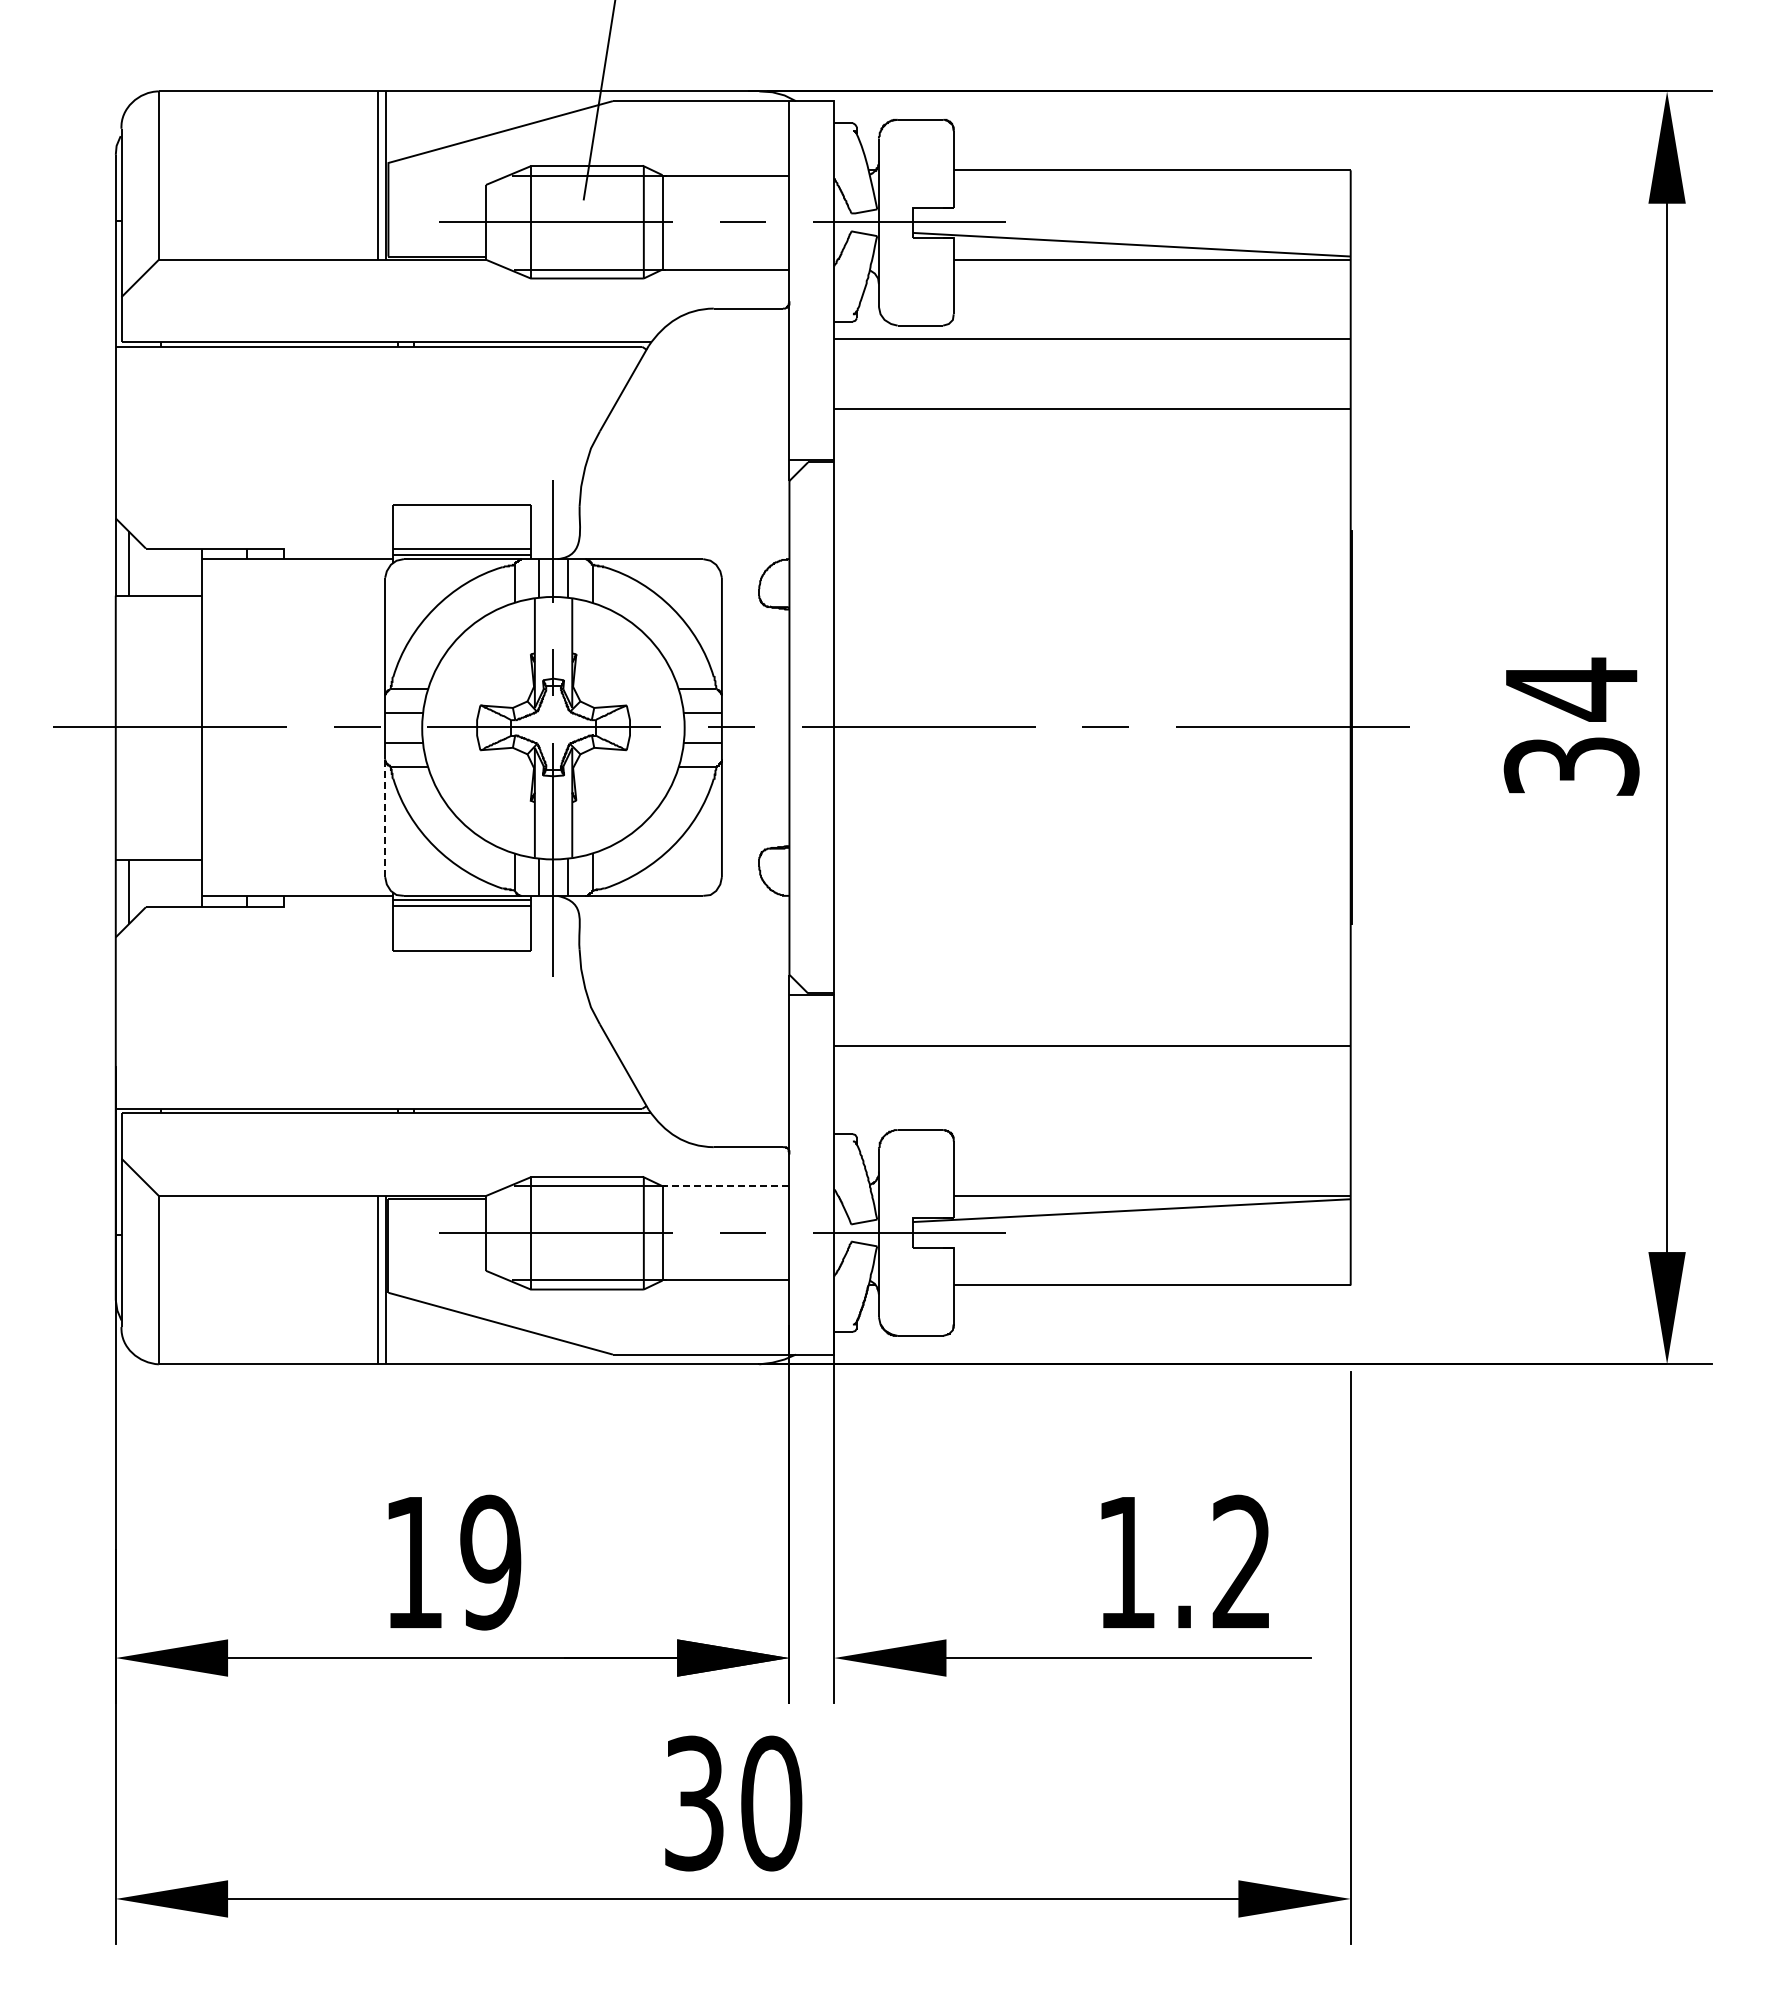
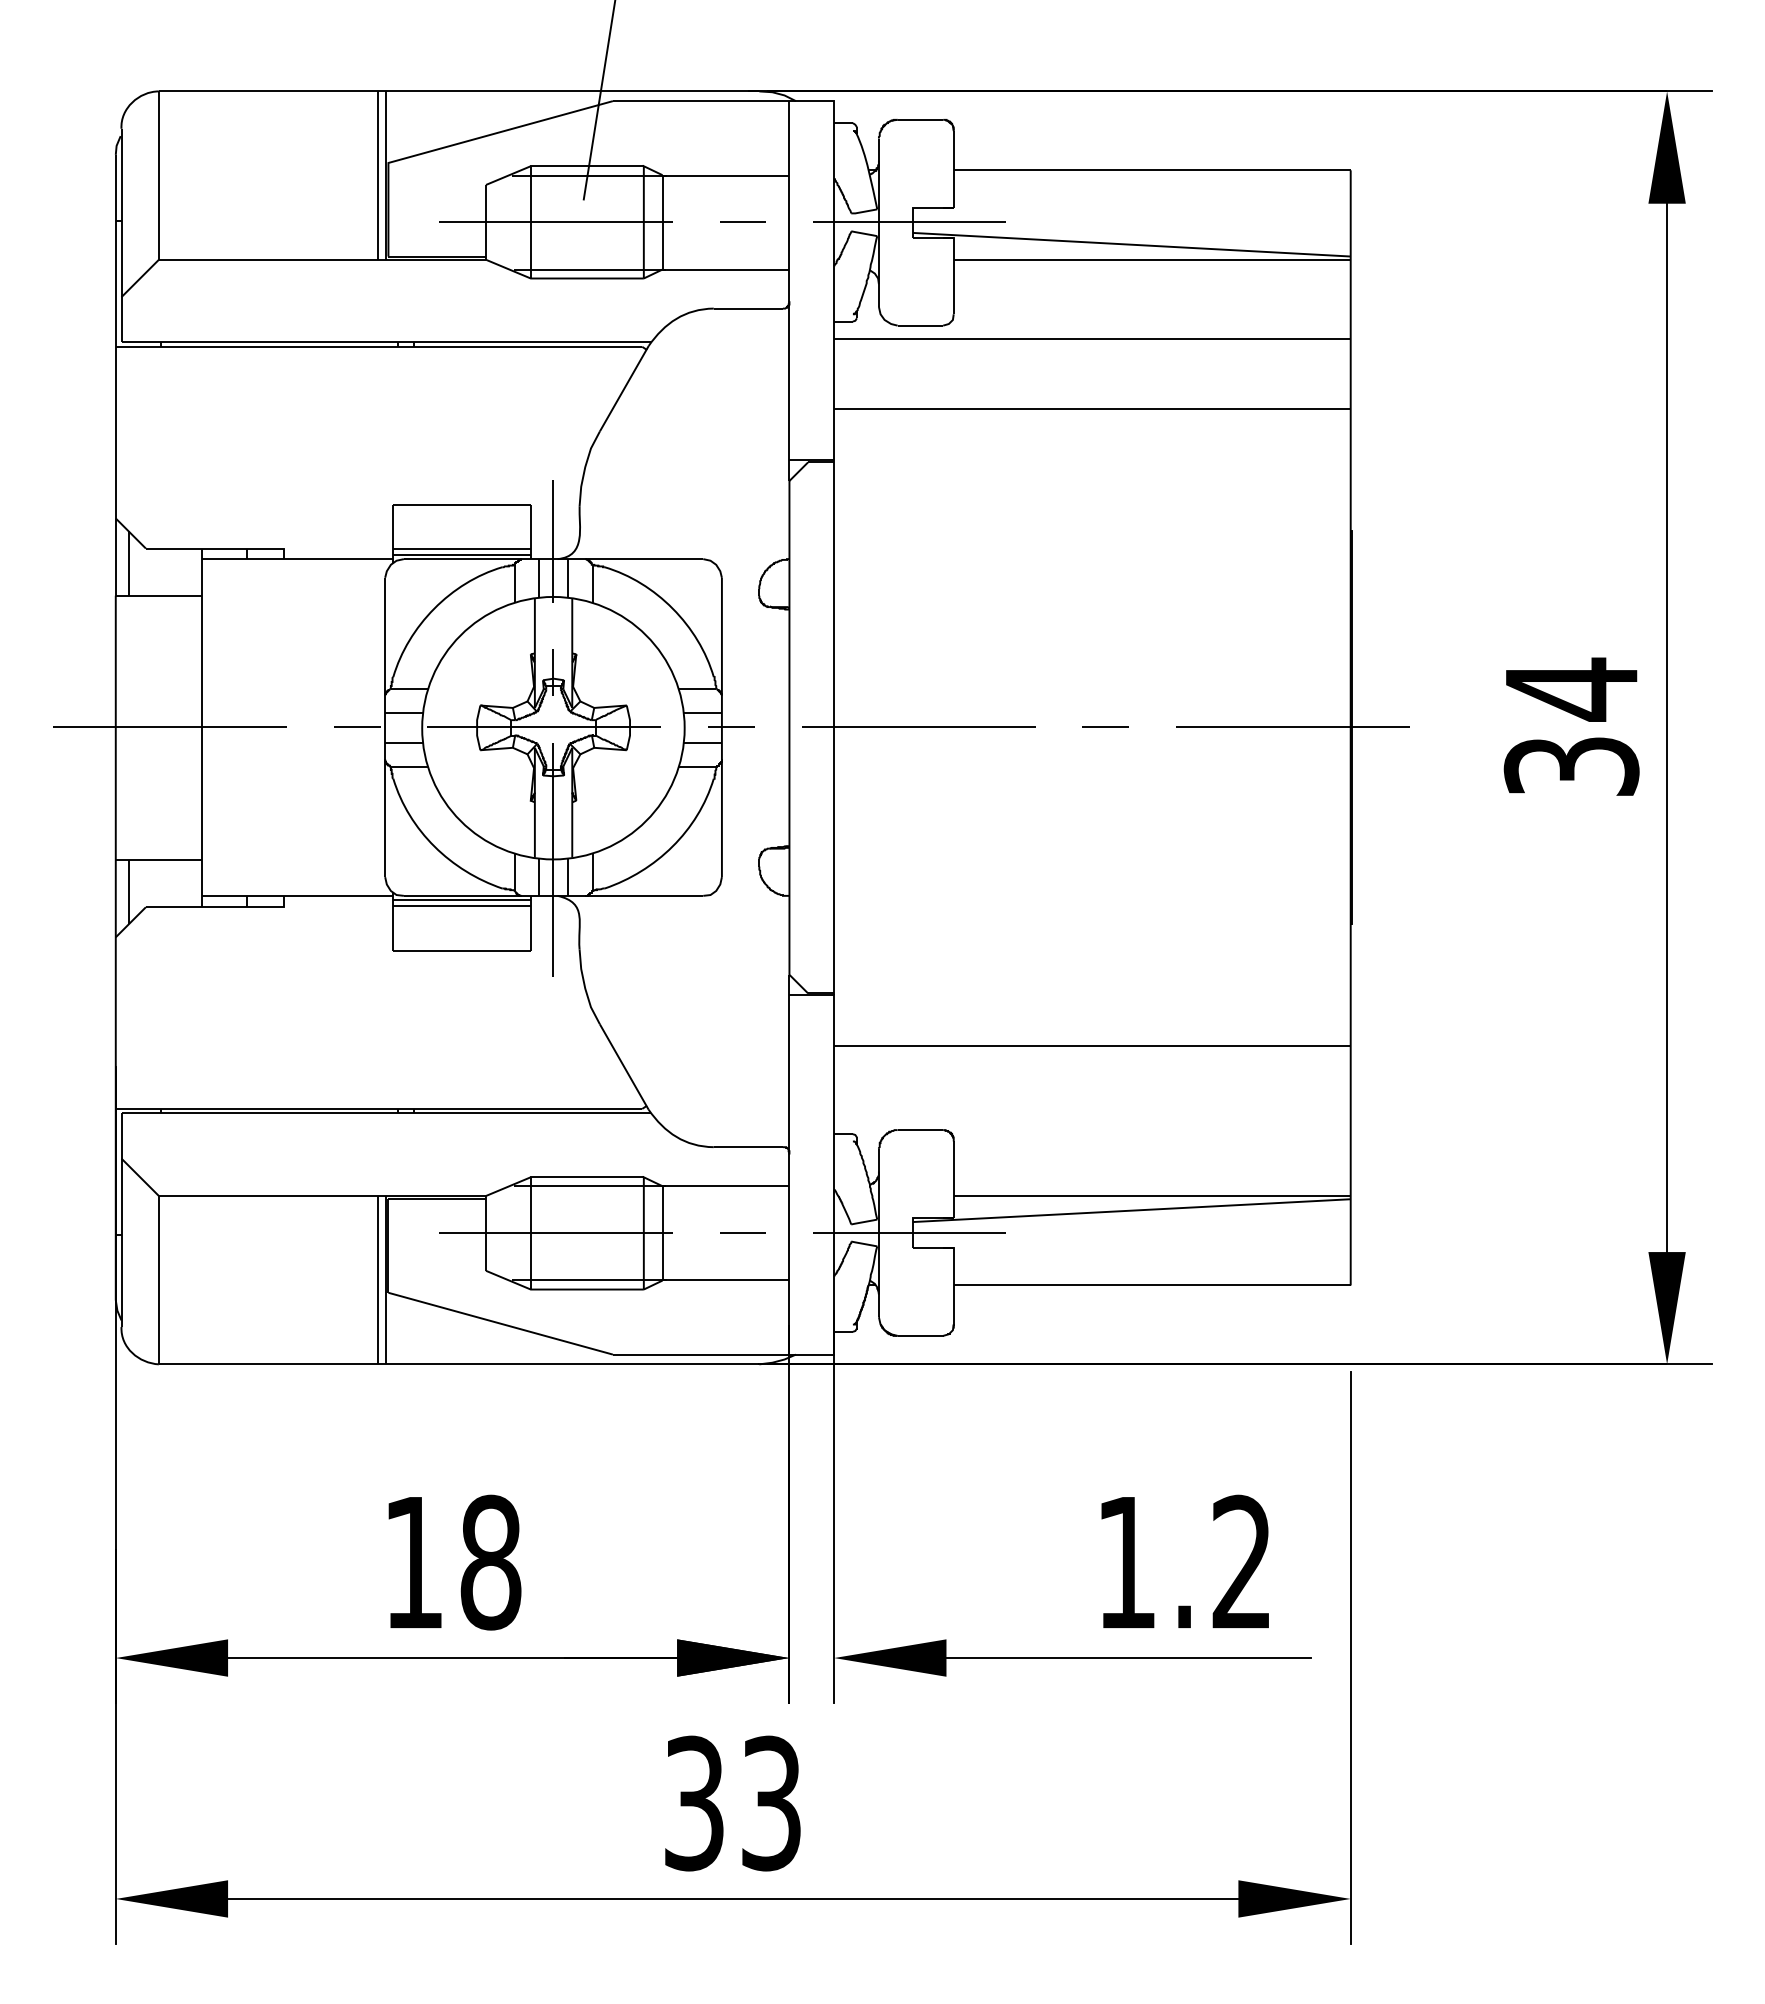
line: dashed -> solid (385, 818)
line: dashed -> solid (725, 1186)
text: 19 -> 18 (490, 1562)
text: 30 -> 33 (771, 1803)
